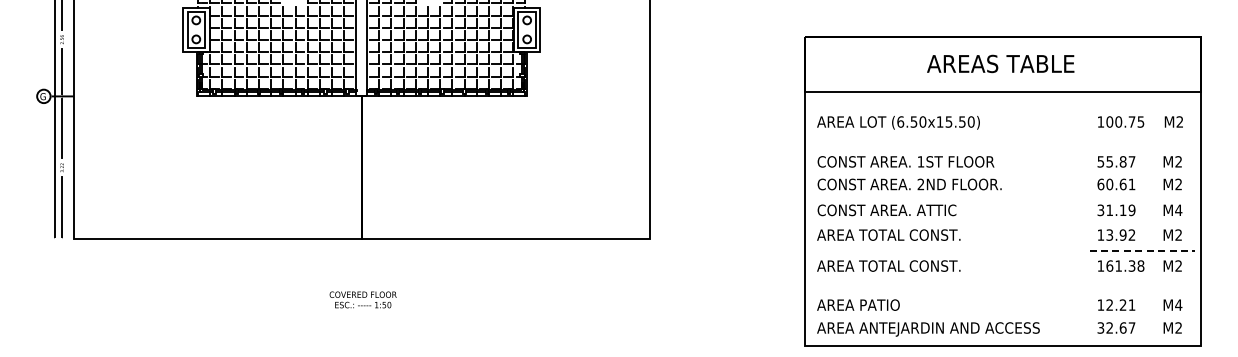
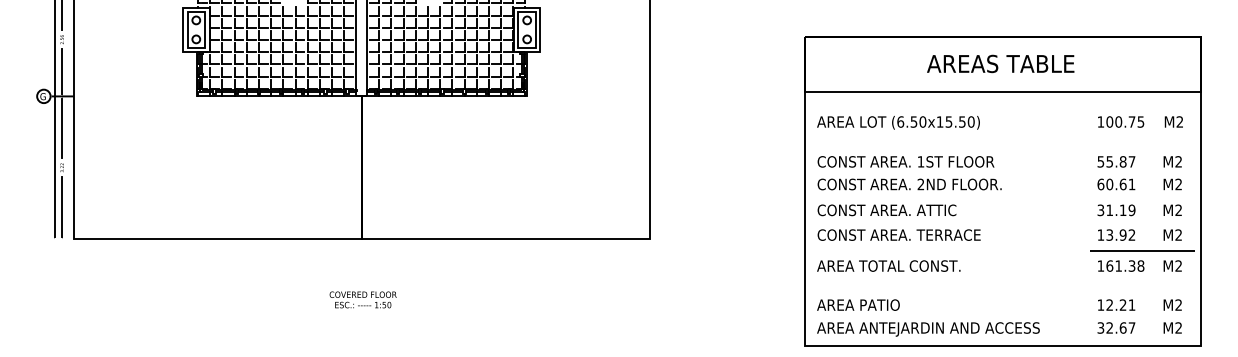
text: M4 -> M2 (1178, 209)
text: AREA TOTAL CONST. -> CONST AREA. TERRACE (898, 234)
line: dashed -> solid (1142, 251)
text: M4 -> M2 (1178, 304)
